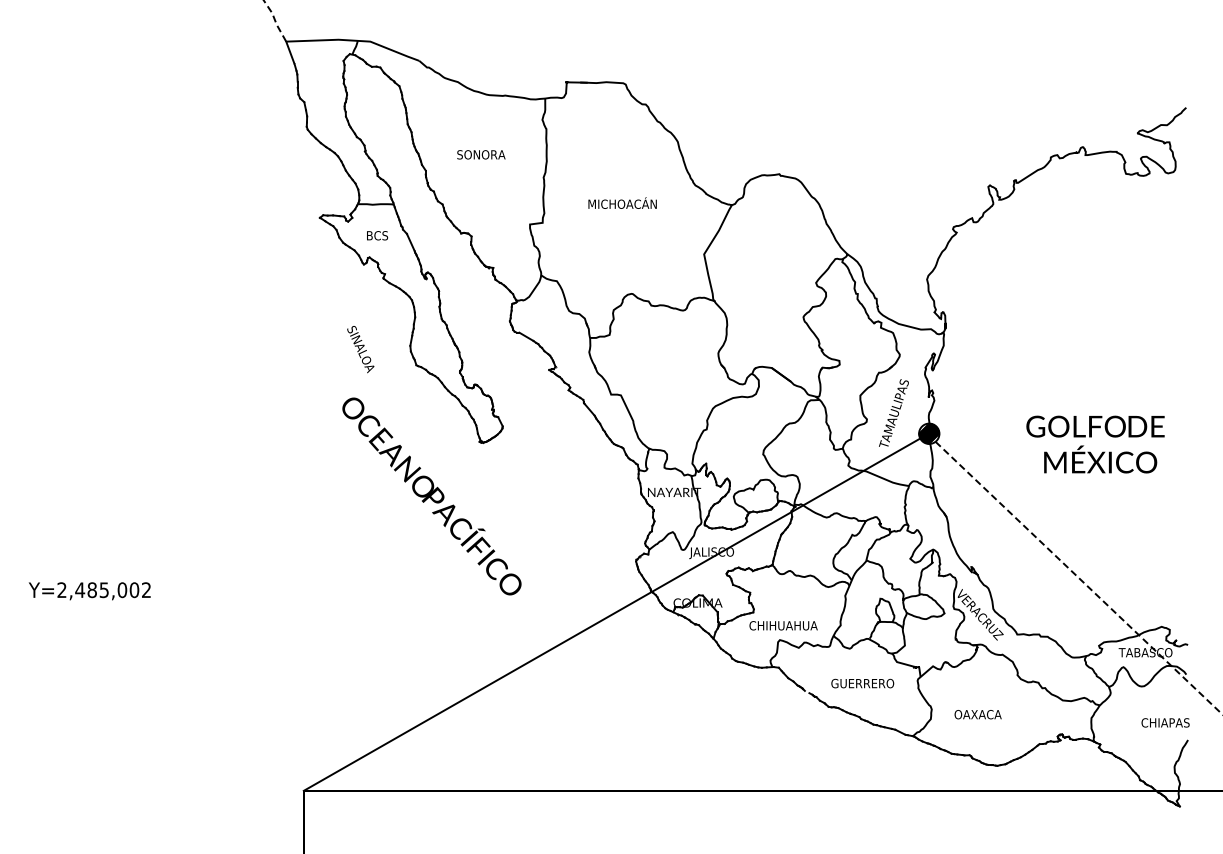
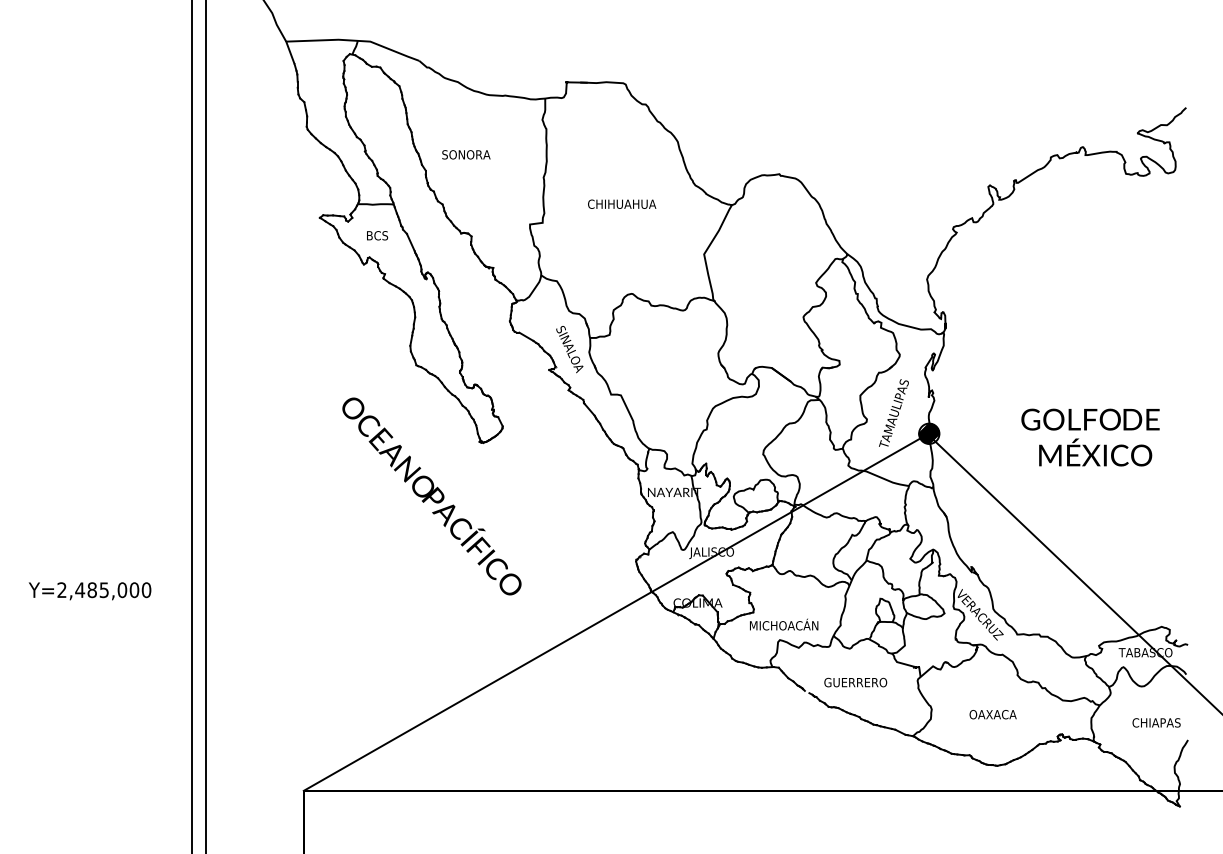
line: dashed -> solid (275, 21)
text position: (481, 154) -> (466, 154) (466, 154)
text: MICHOACÁN -> CHIHUAHUA (622, 202)
text position: (360, 349) -> (569, 349) (569, 349)
line: none -> present (191, 426)
line: none -> present (206, 426)
text position: (1095, 444) -> (1090, 437) (1090, 437)
line: dashed -> solid (1075, 574)
text: Y=2,485,002 -> Y=2,485,000 (146, 590)
text: CHIHUAHUA -> MICHOACÁN (783, 624)
text position: (862, 683) -> (855, 682) (855, 682)
text position: (977, 714) -> (992, 714) (992, 714)
text position: (1165, 722) -> (1156, 722) (1156, 722)
